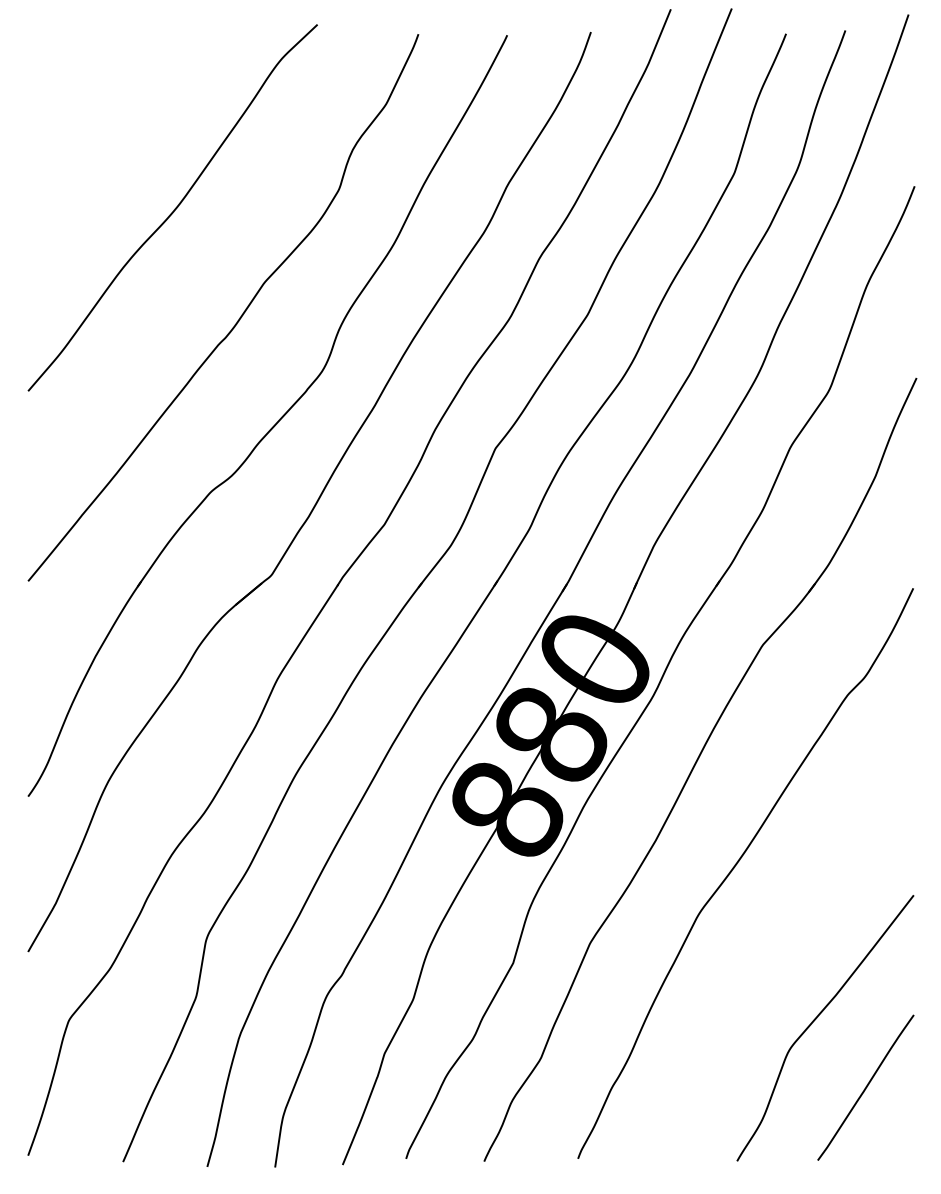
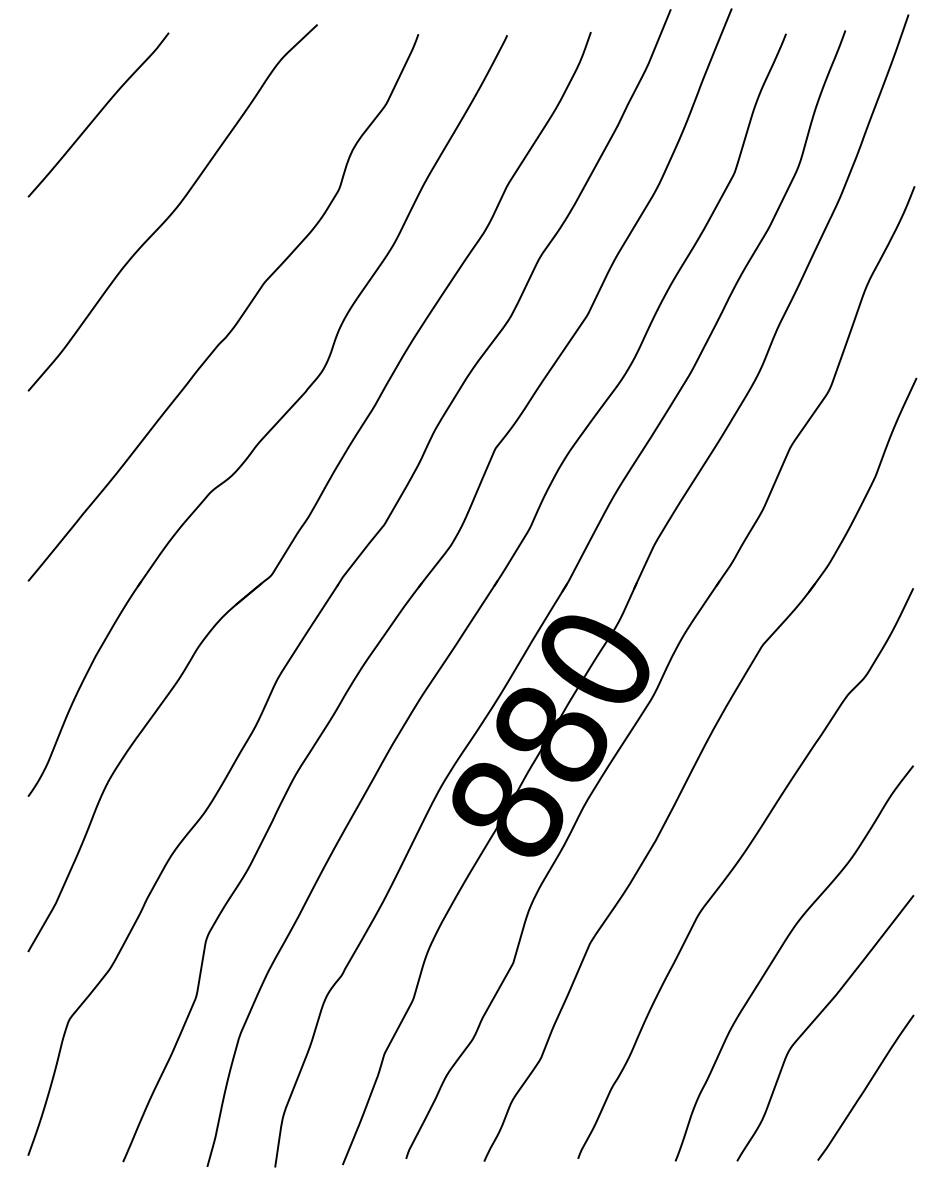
curve: none -> present (98, 114)
curve: none -> present (777, 955)
